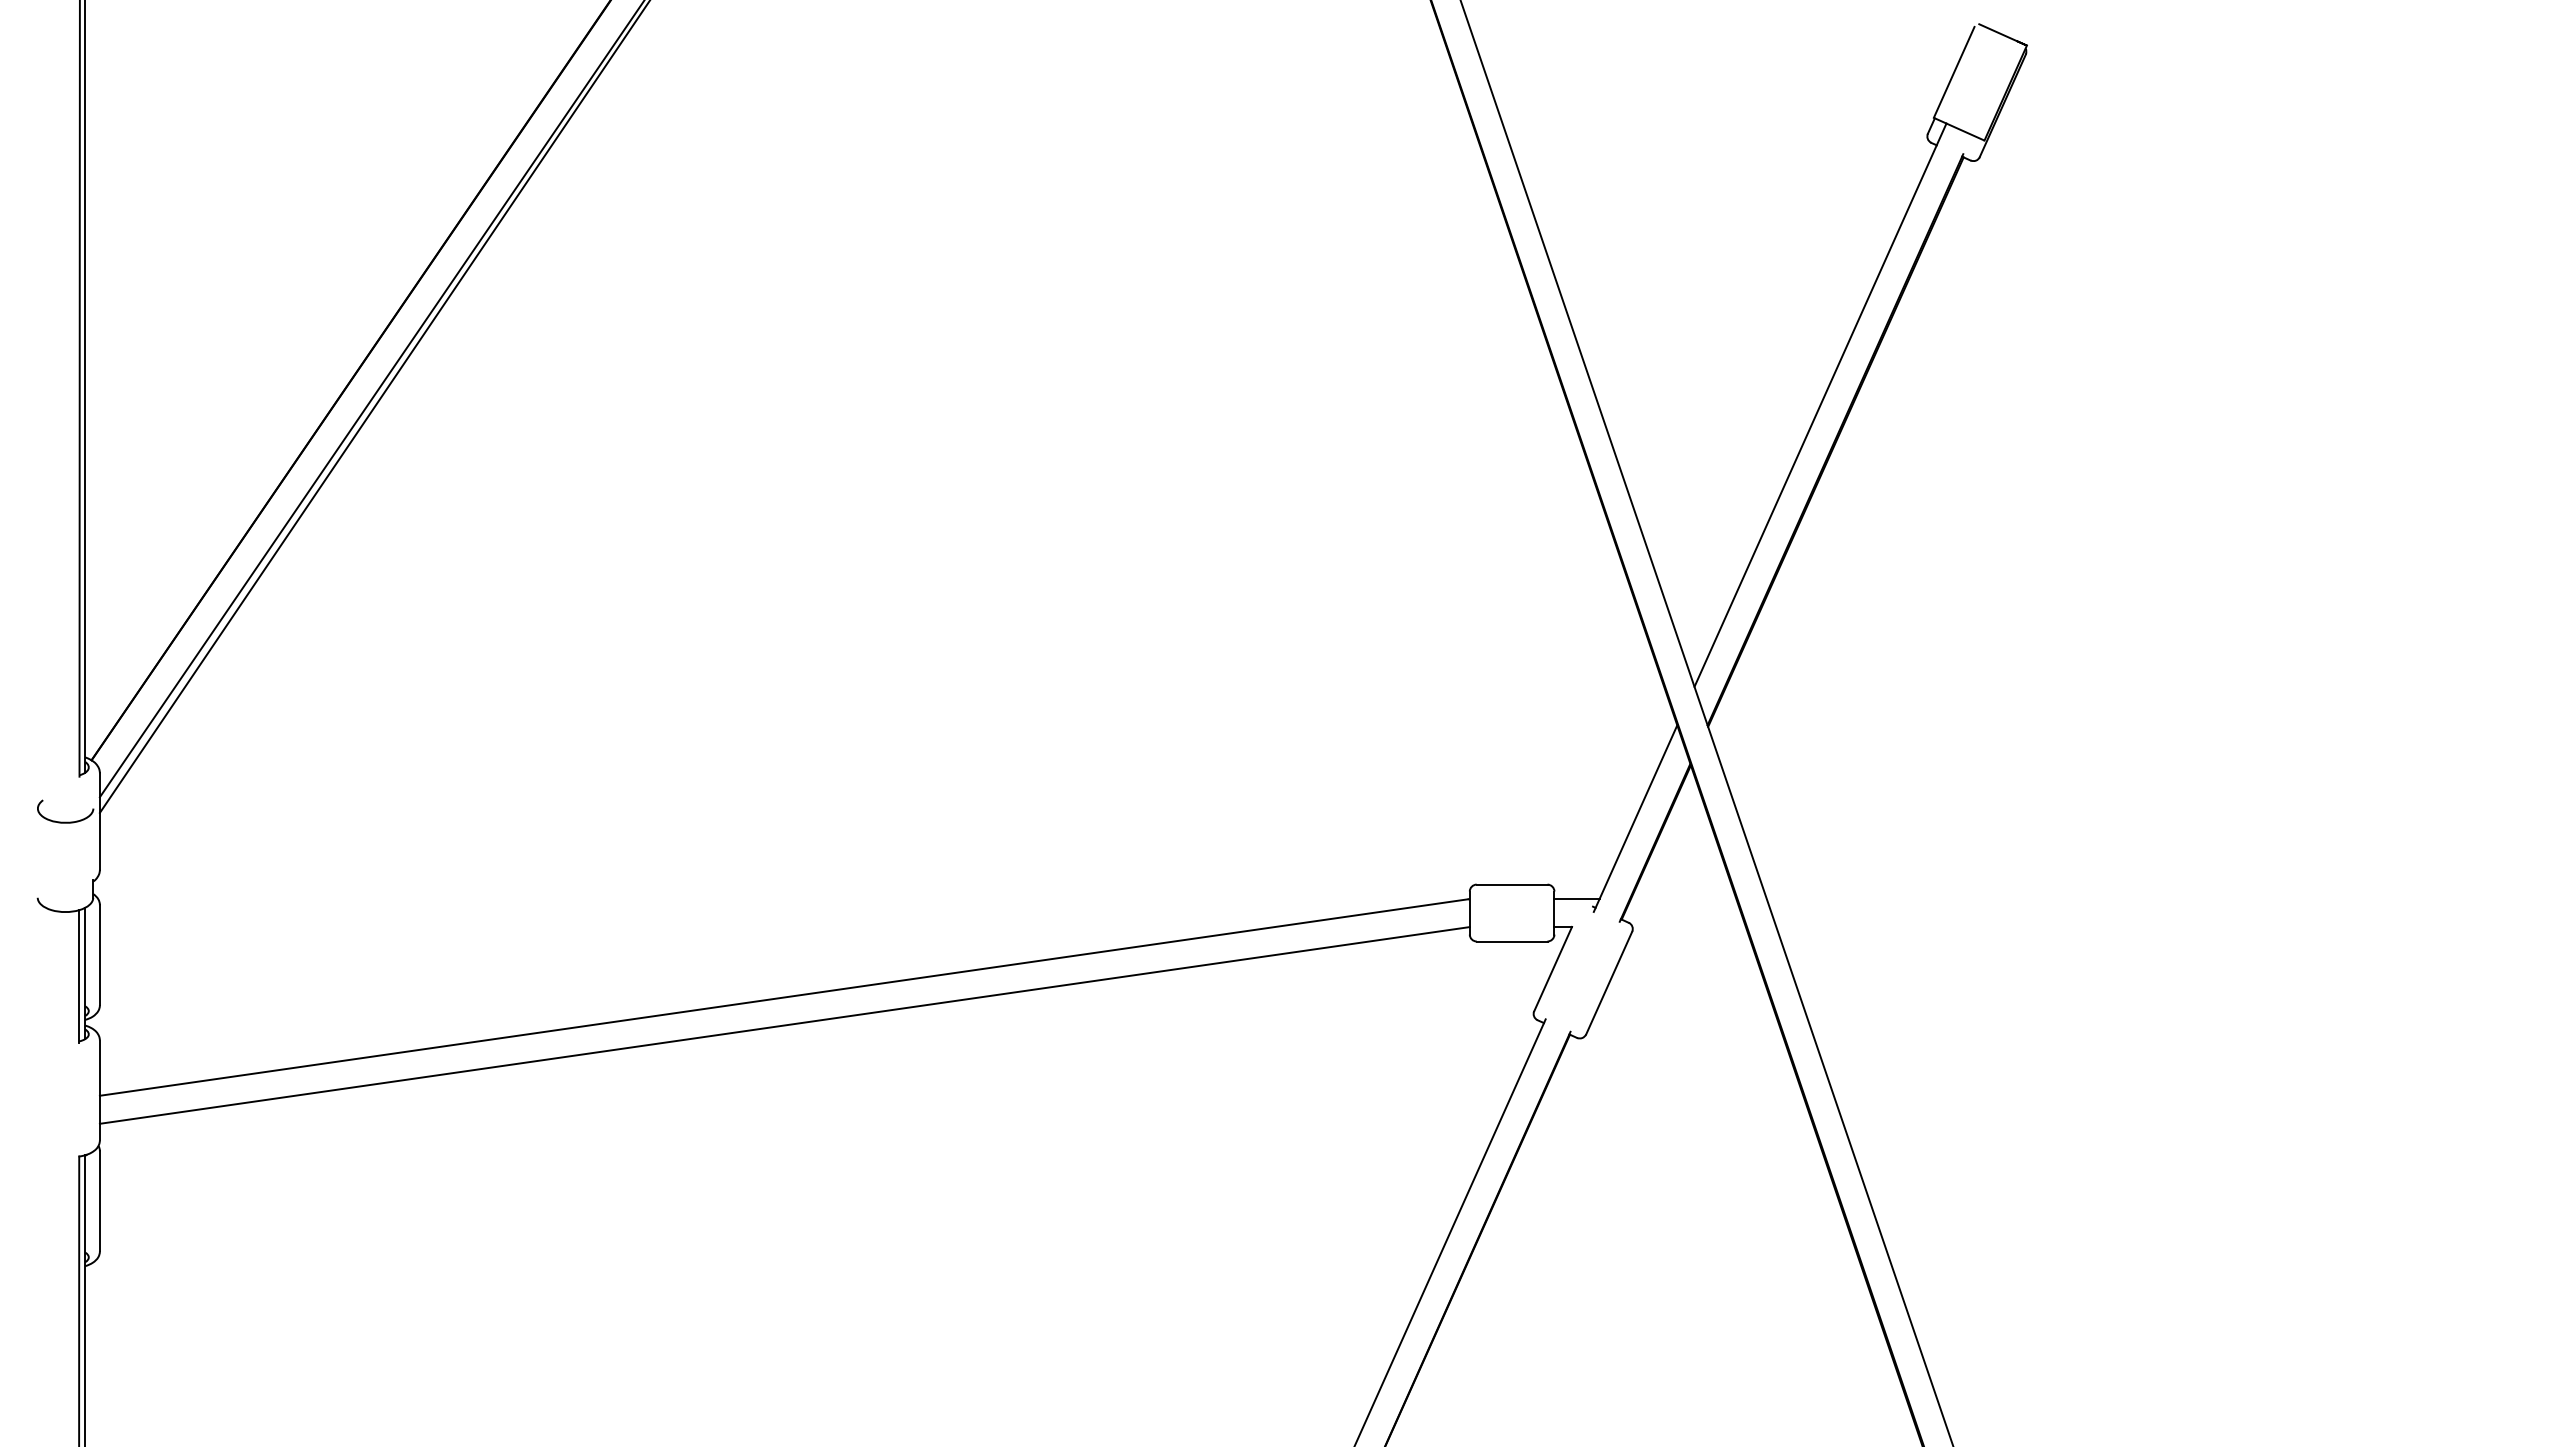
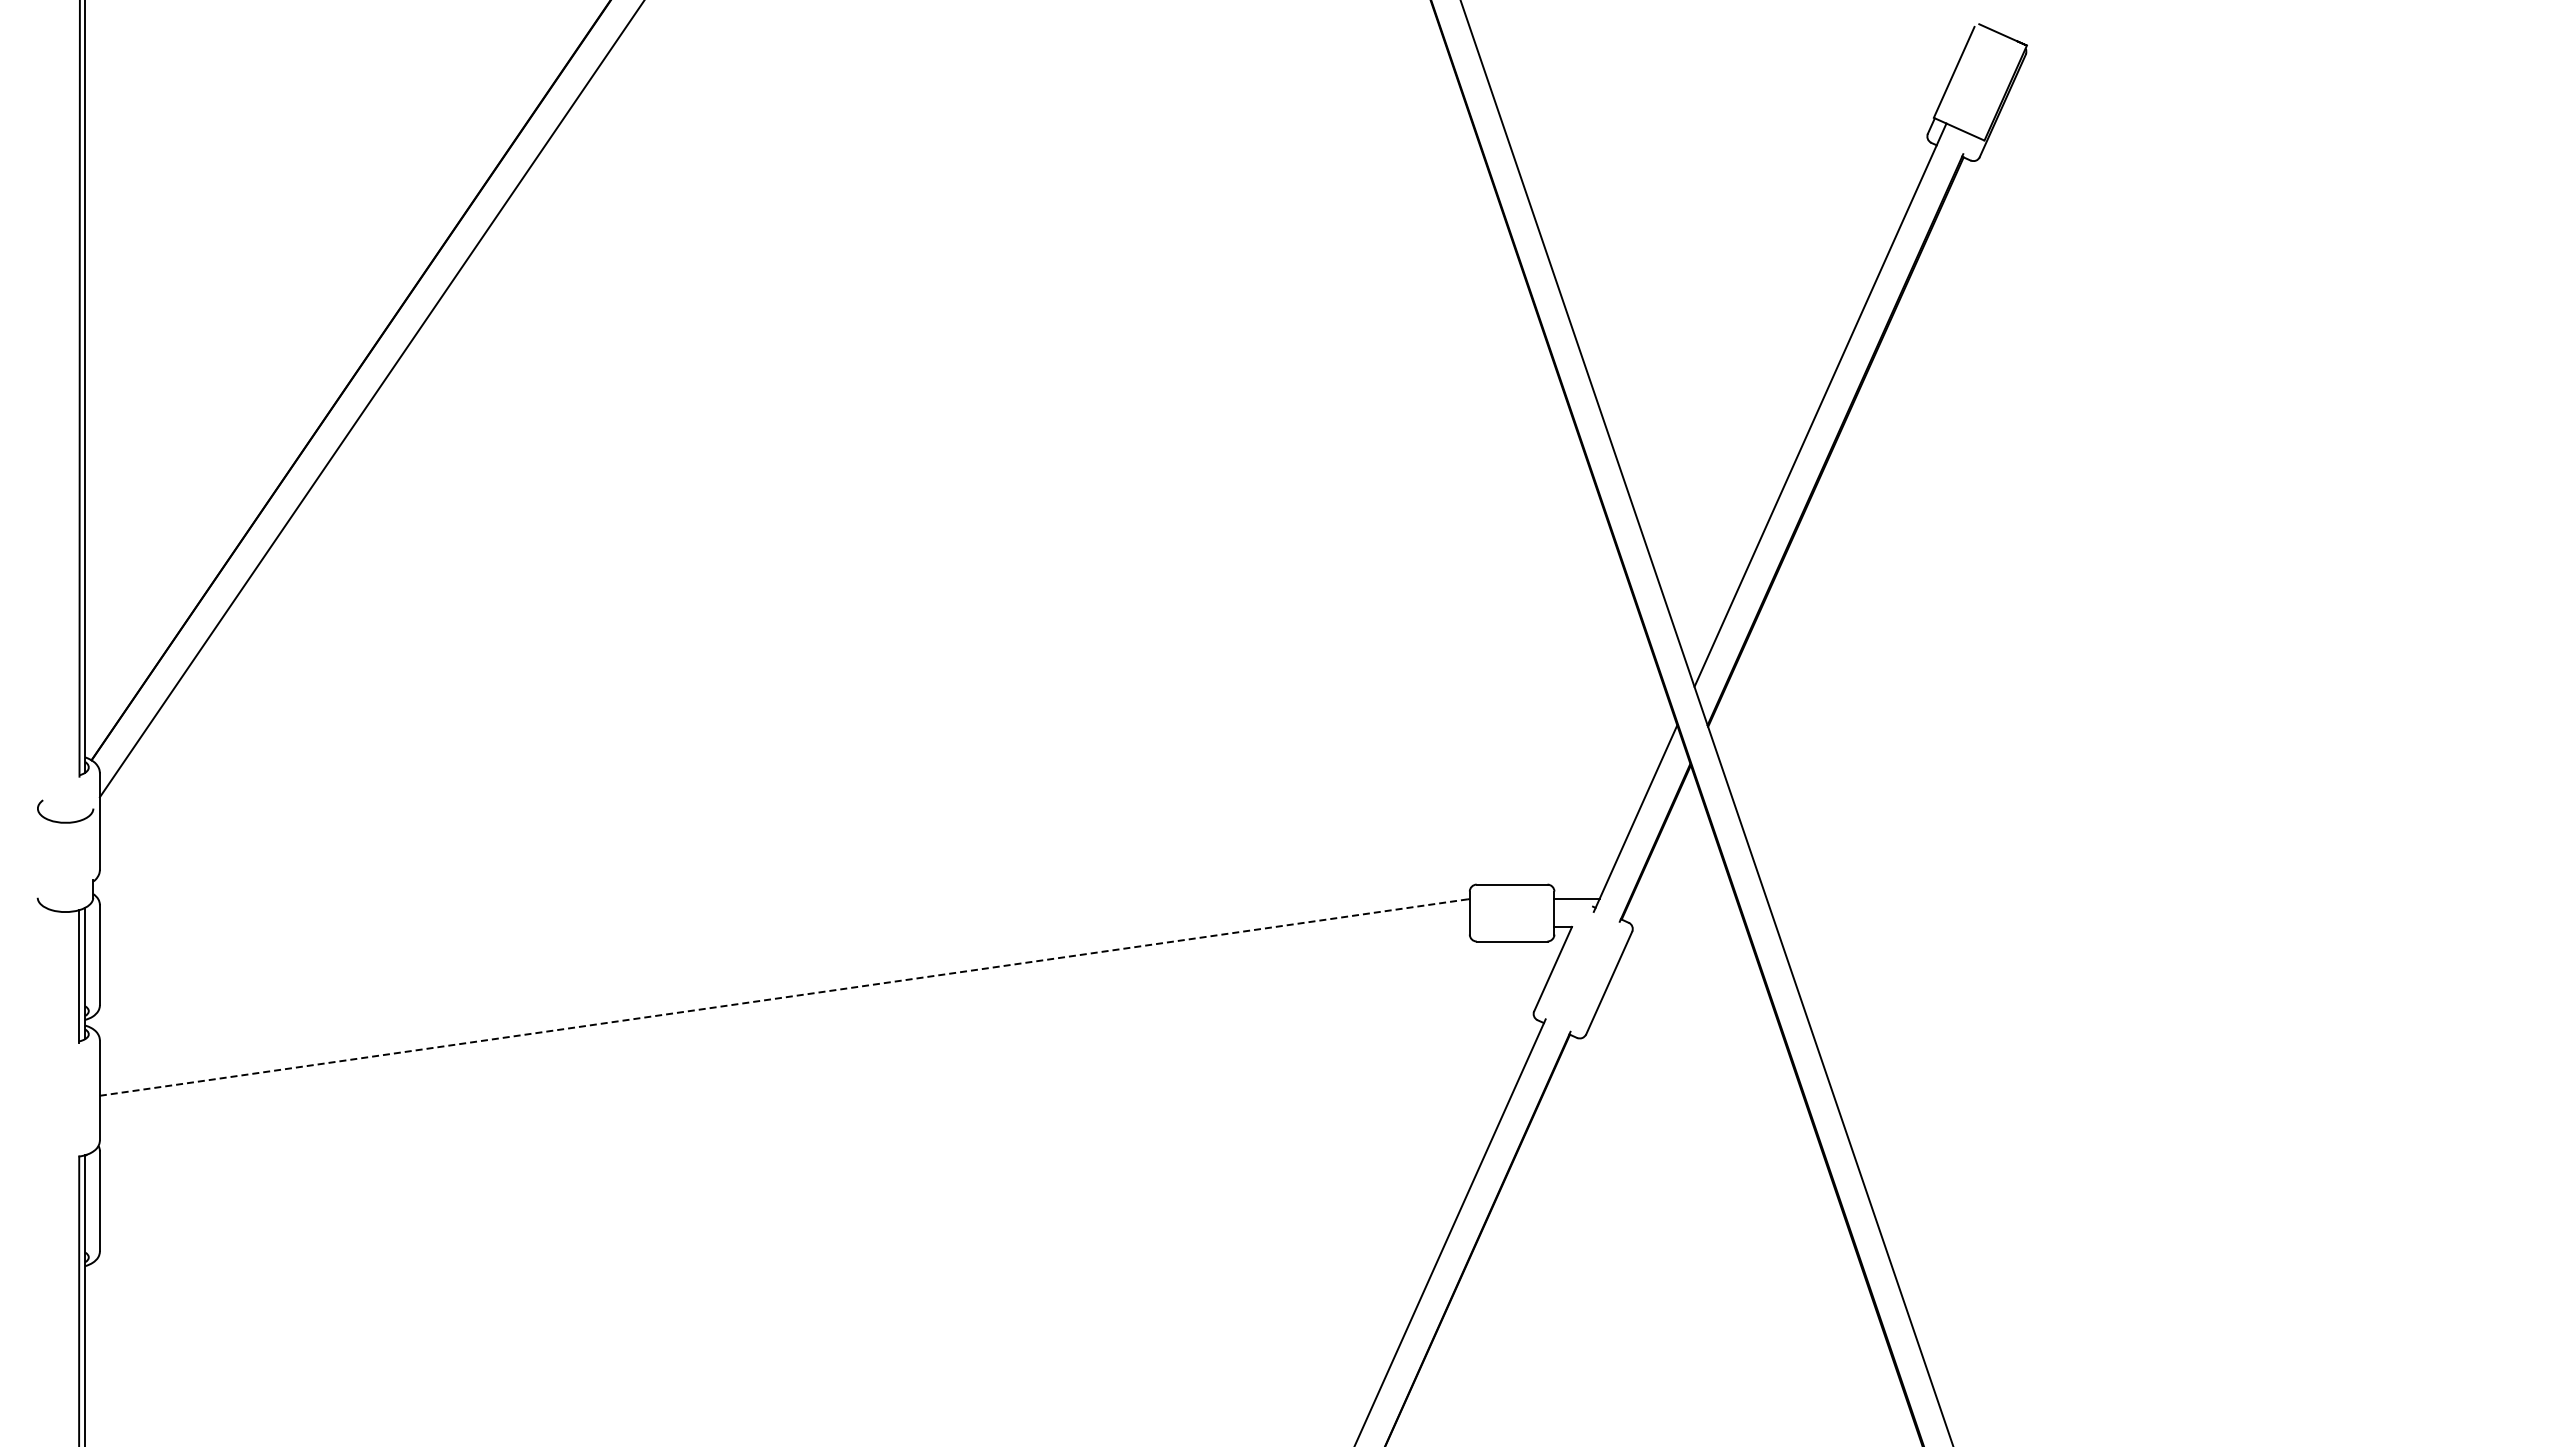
line: present -> none (373, 407)
line: solid -> dashed (783, 997)
line: present -> none (784, 1025)
